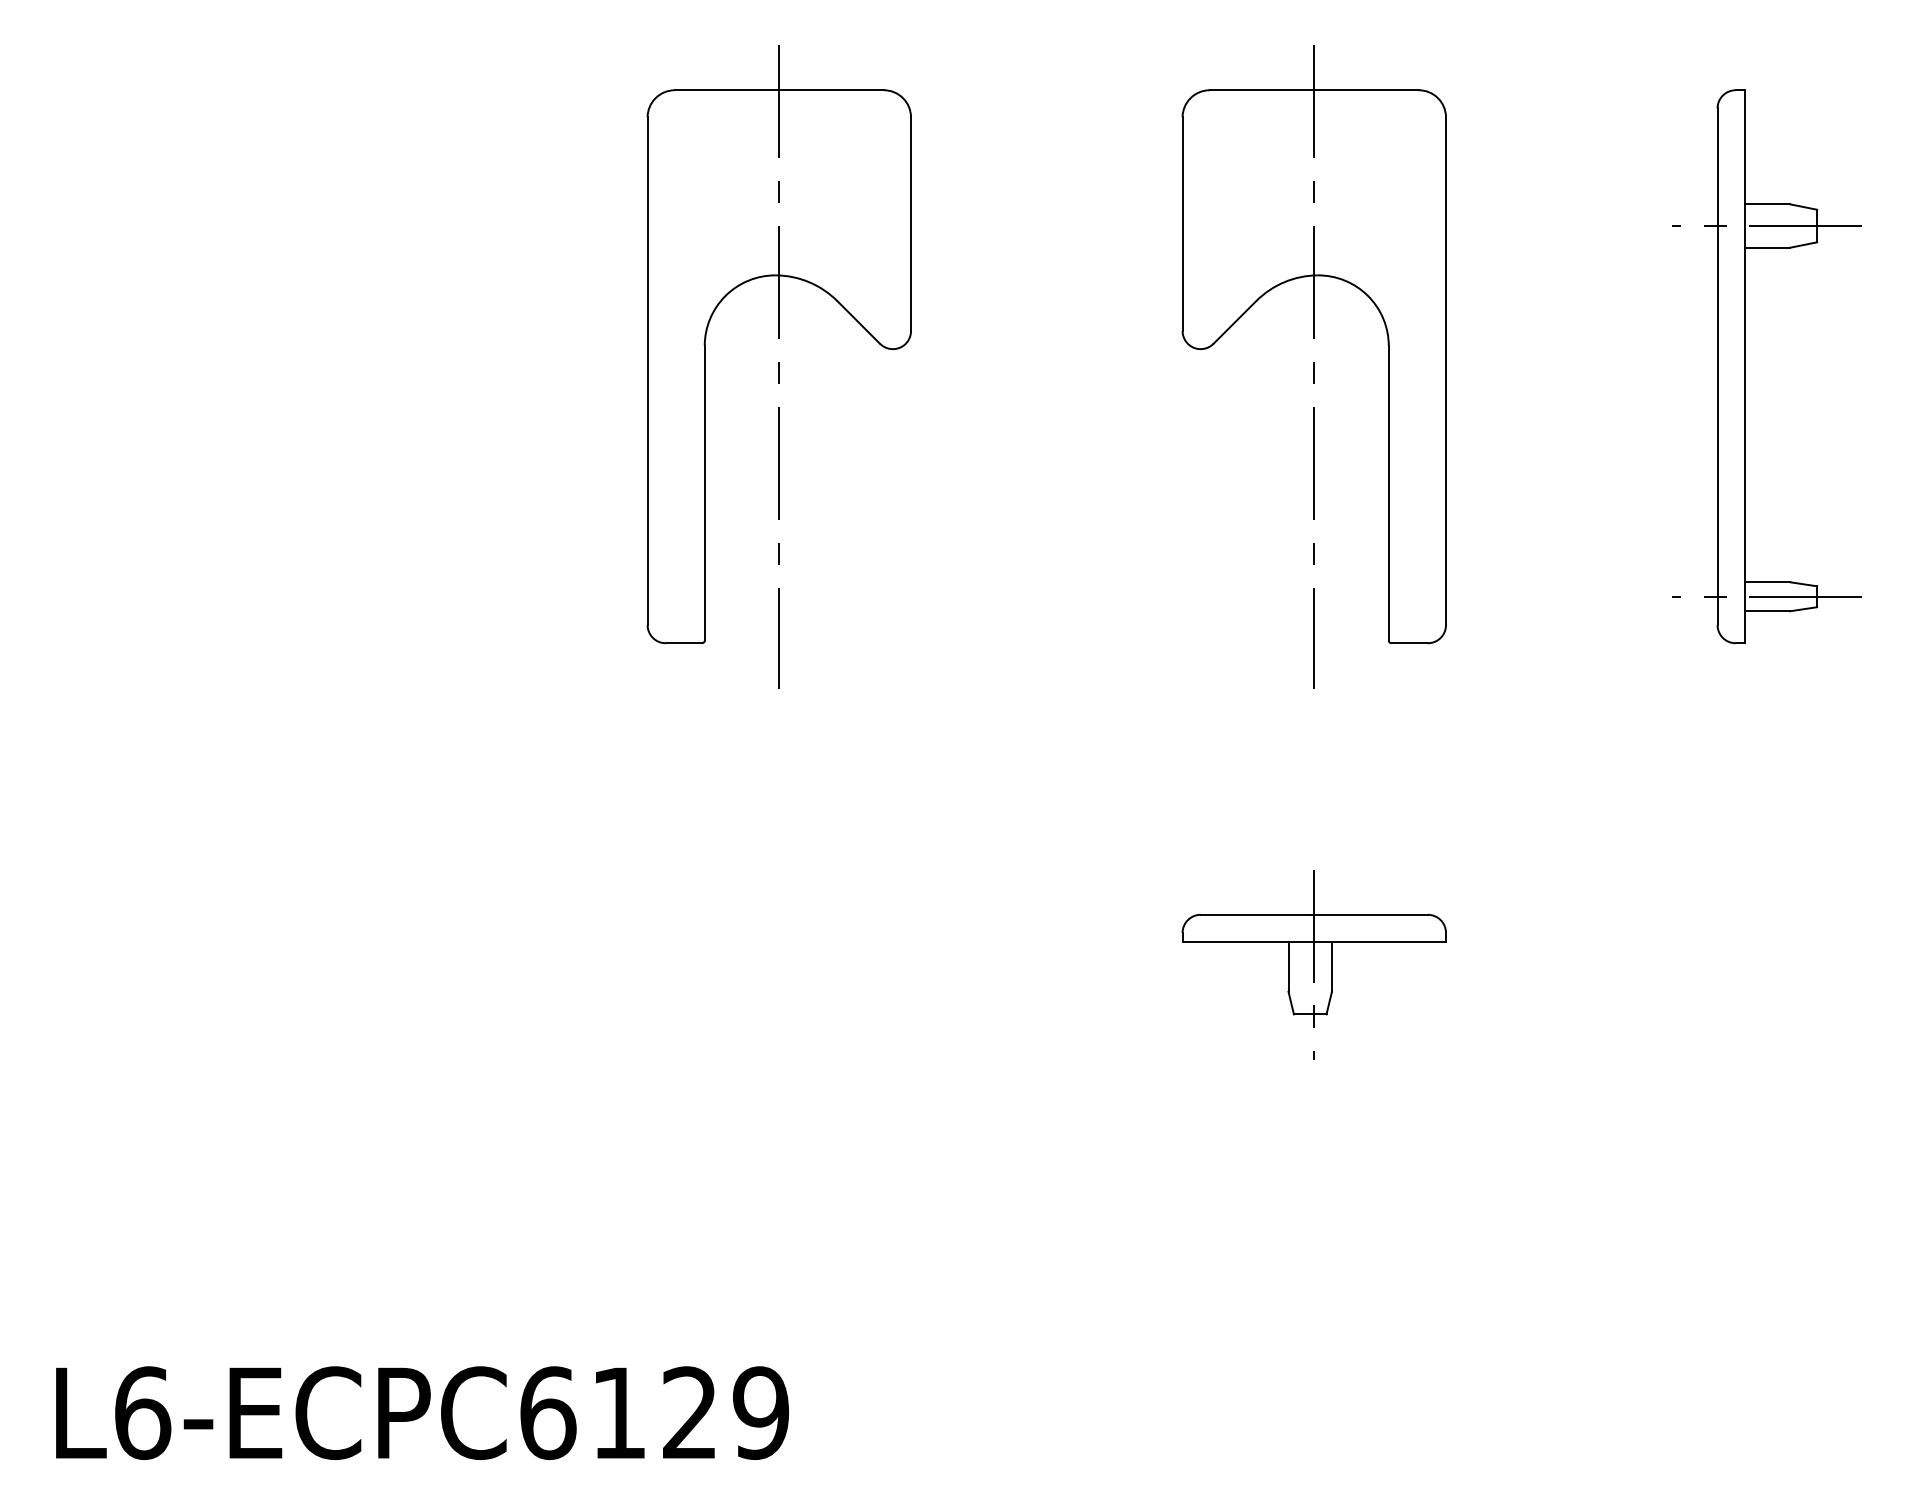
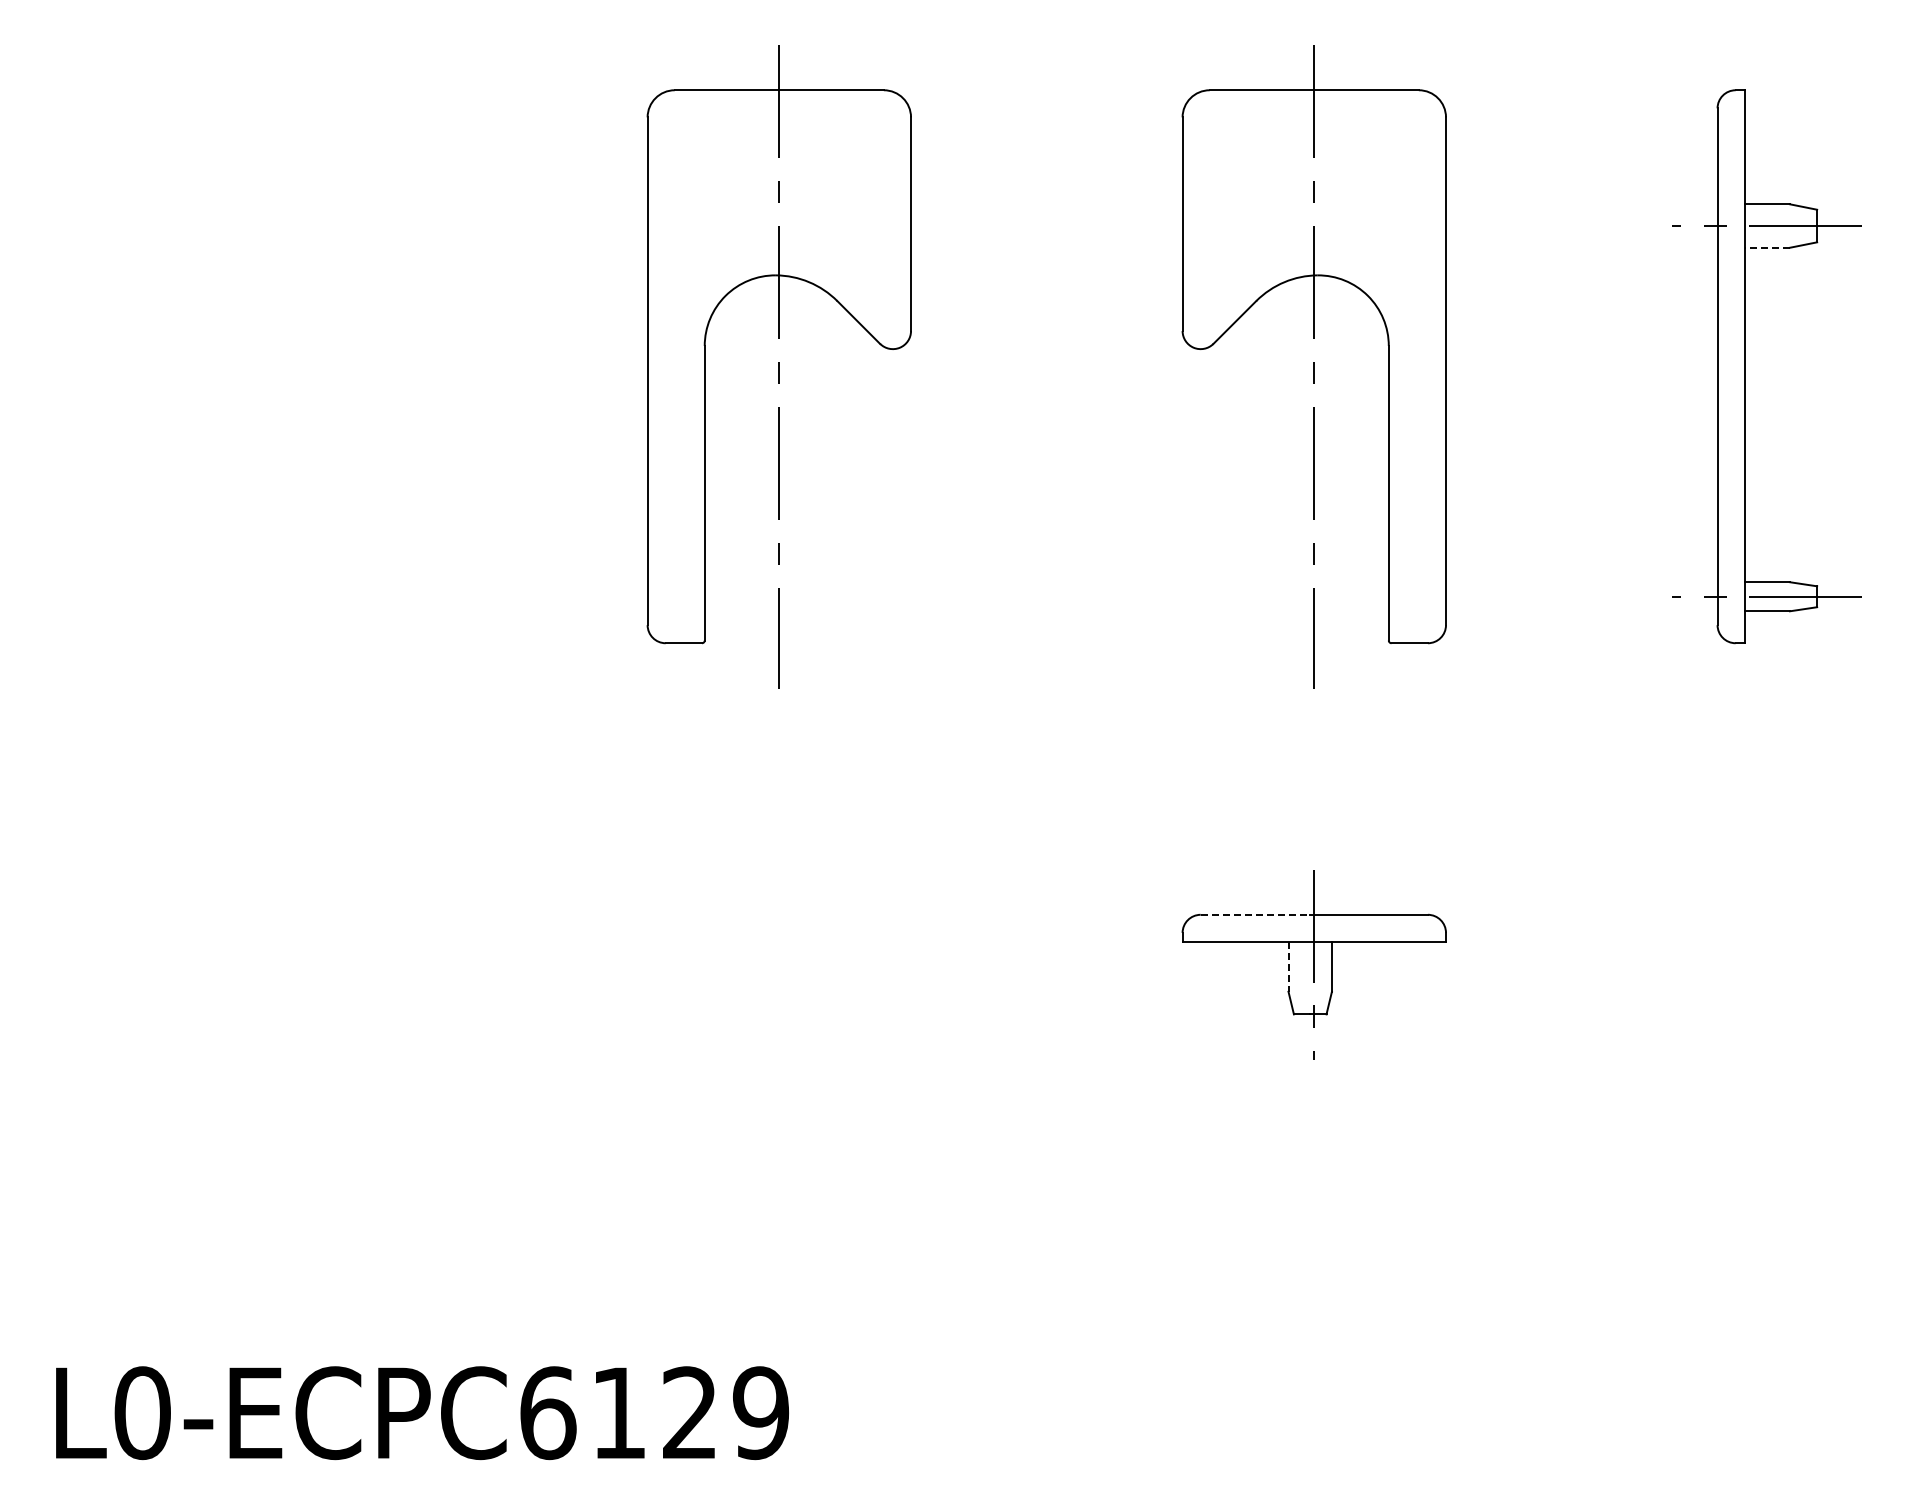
line: solid -> dashed (1767, 247)
line: solid -> dashed (1255, 914)
line: solid -> dashed (1288, 966)
text: L6-ECPC6129 -> L0-ECPC6129 (142, 1412)
